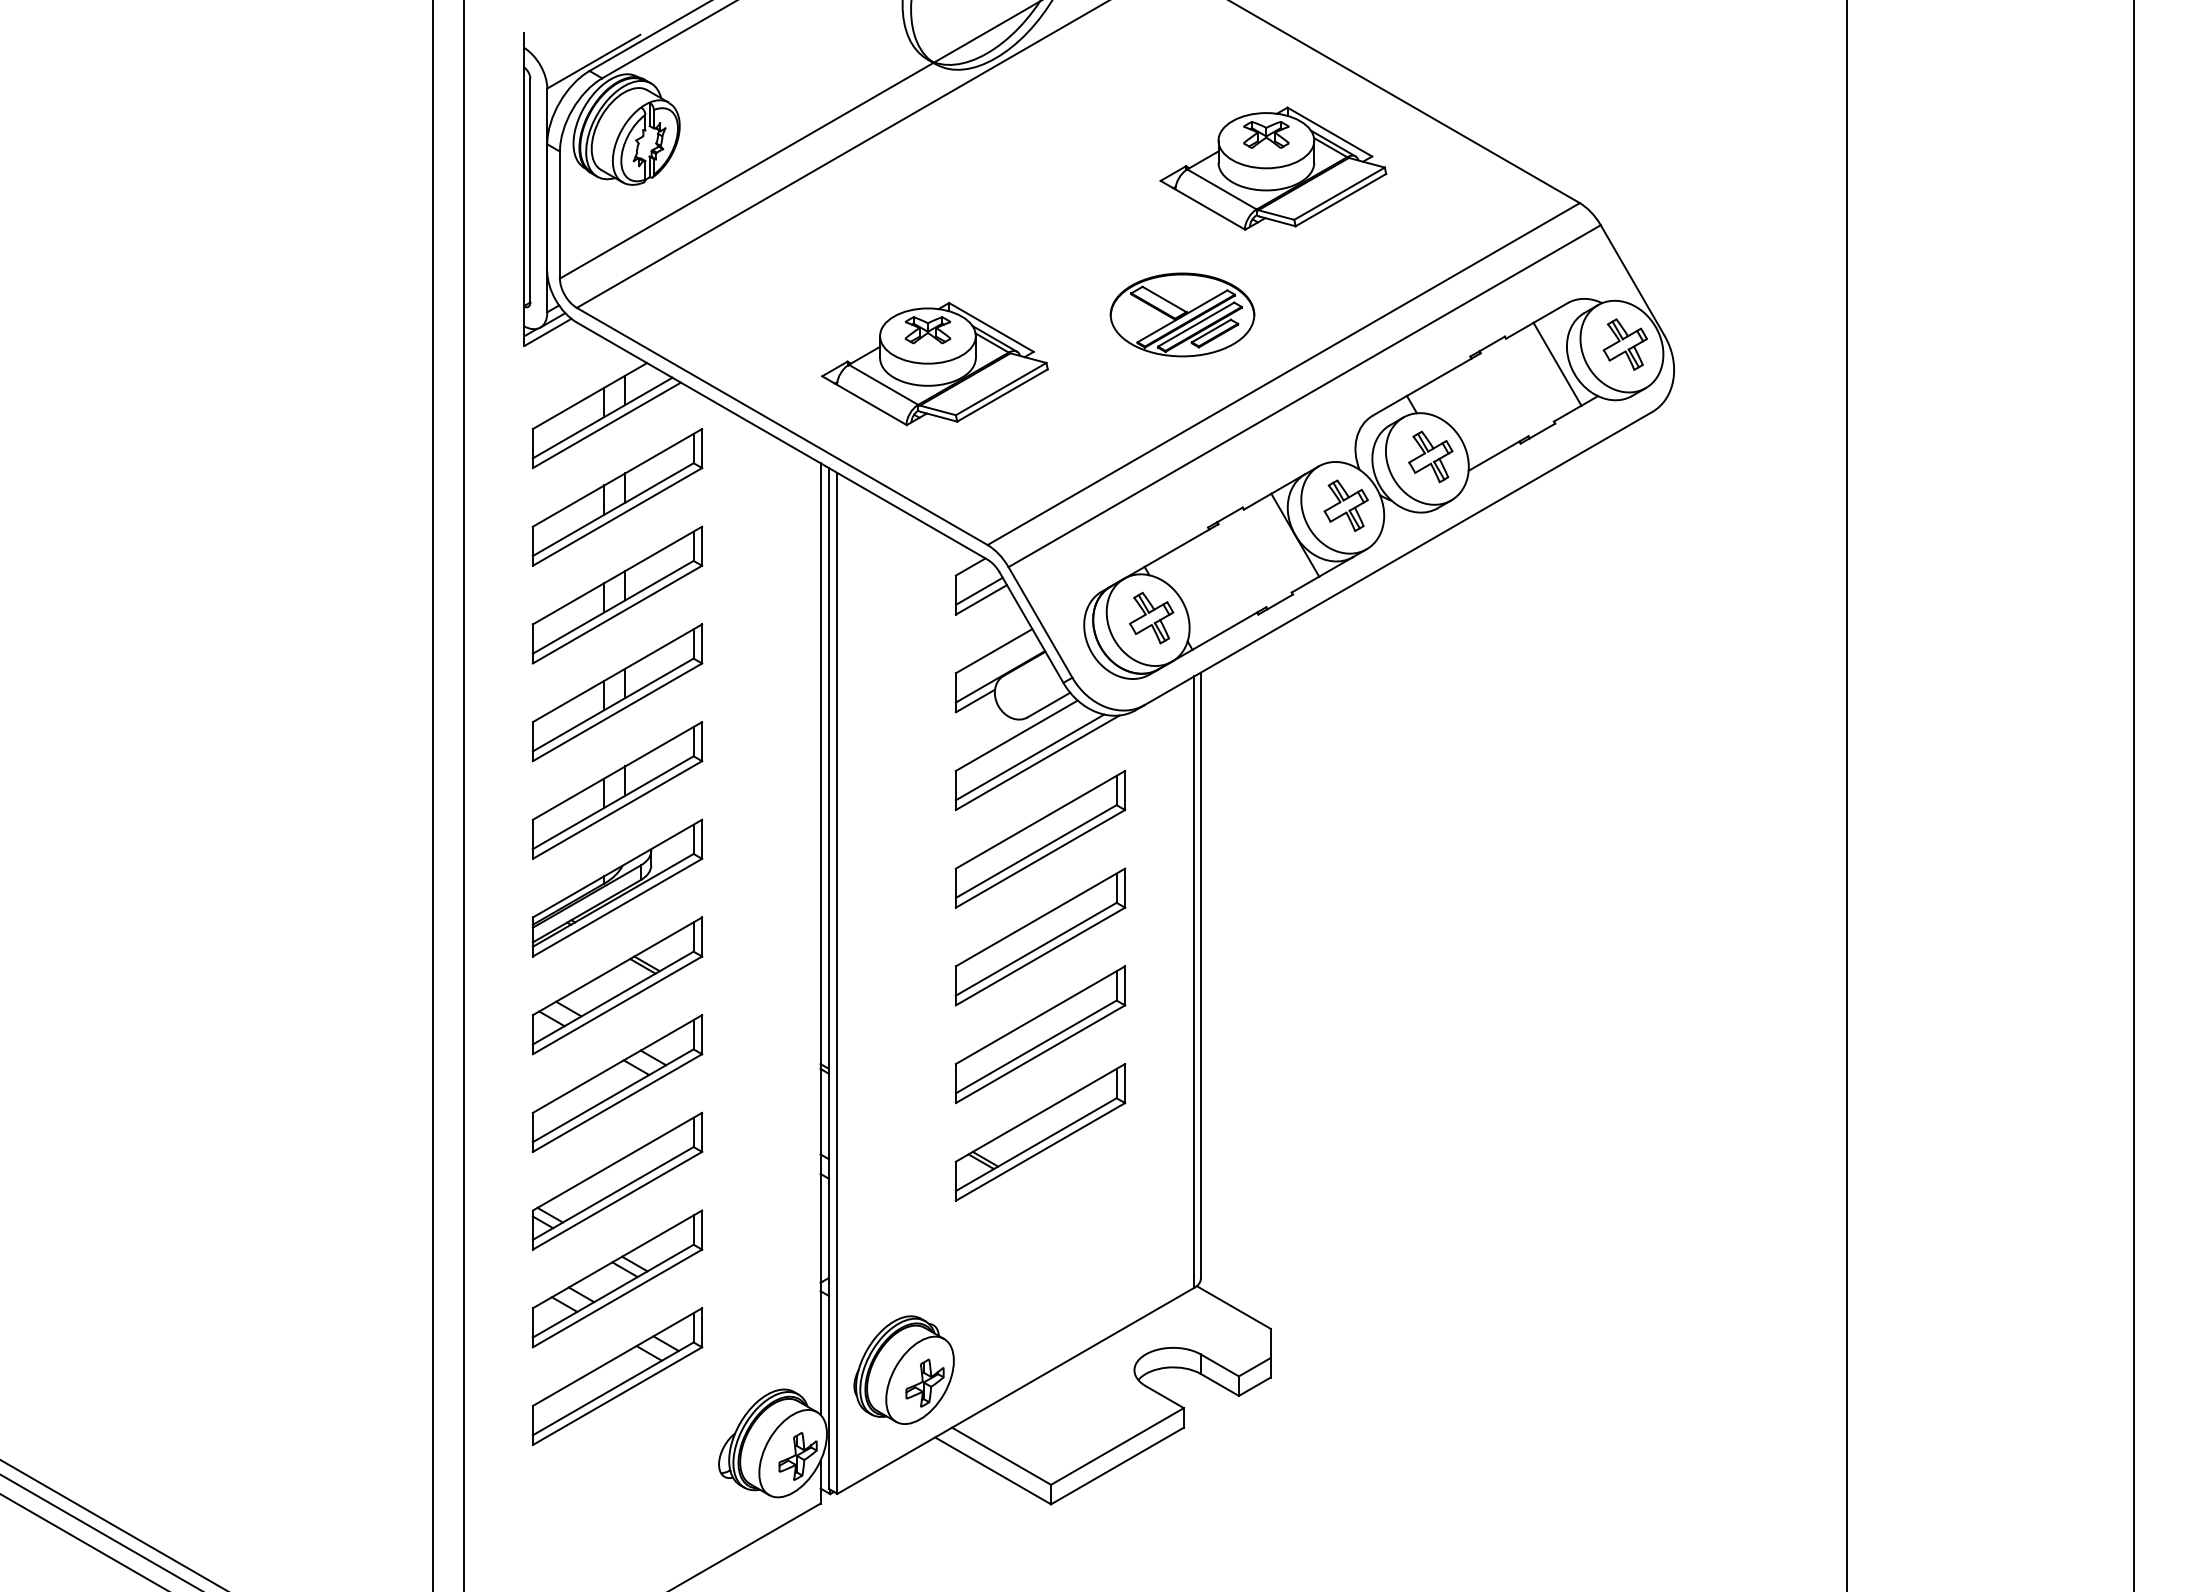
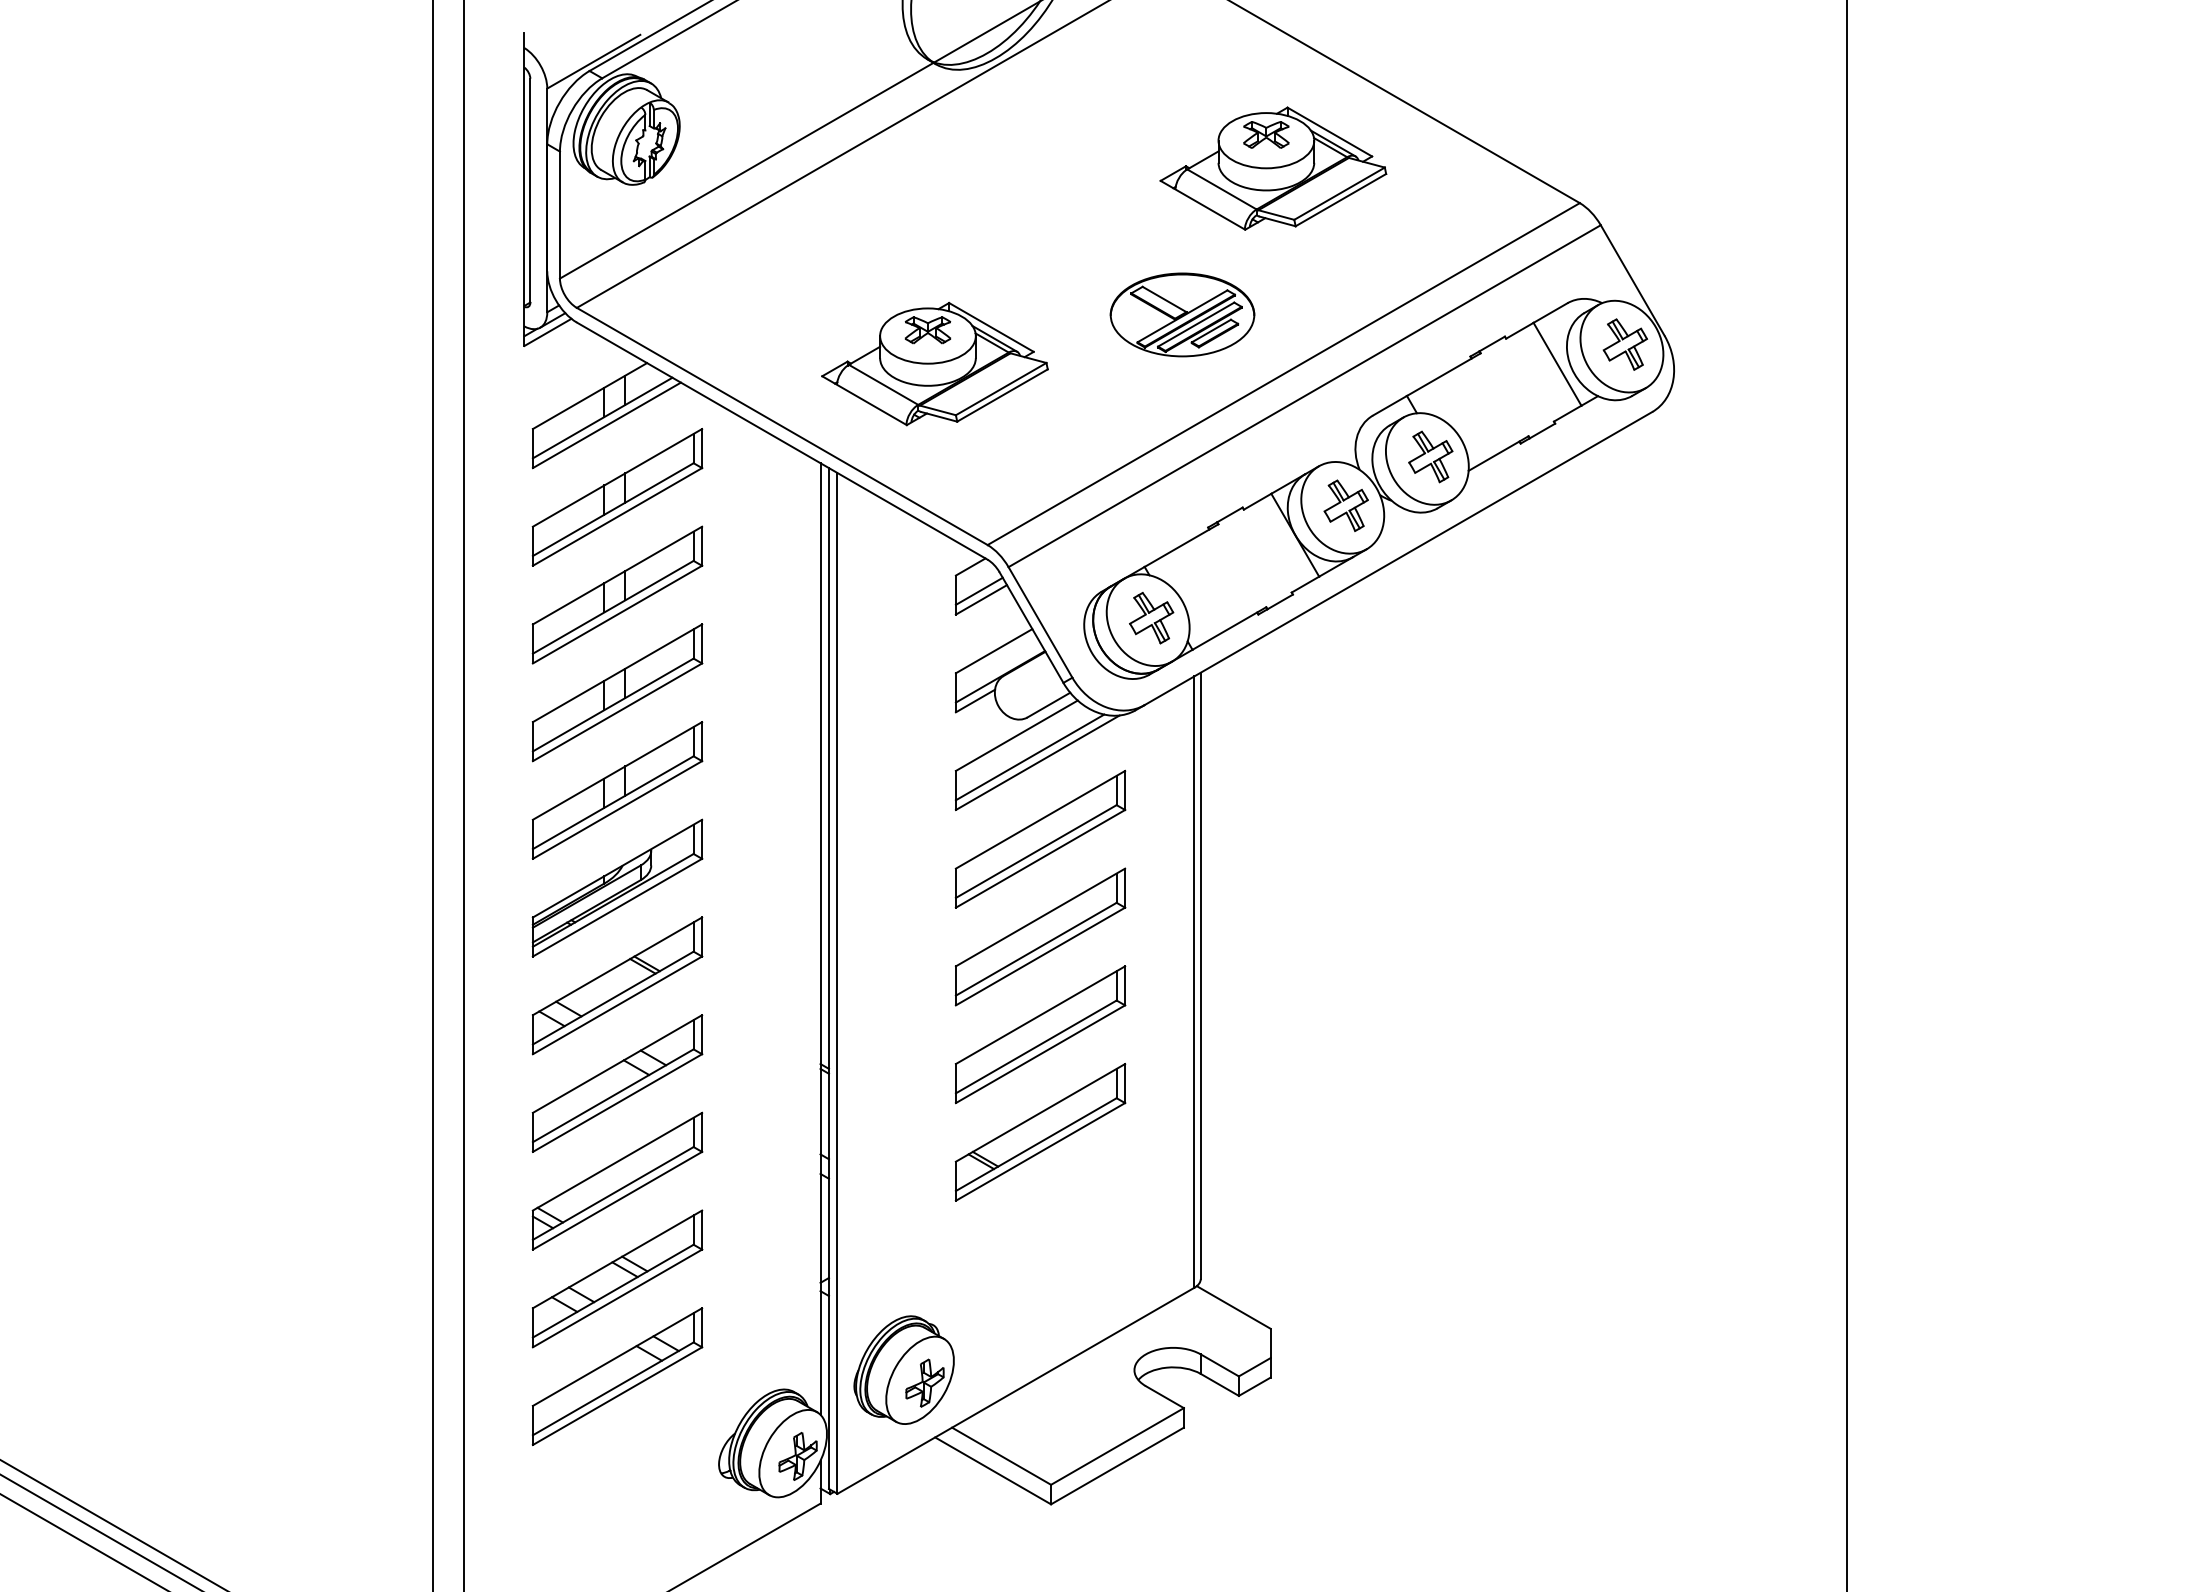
line: present -> none (2134, 795)
